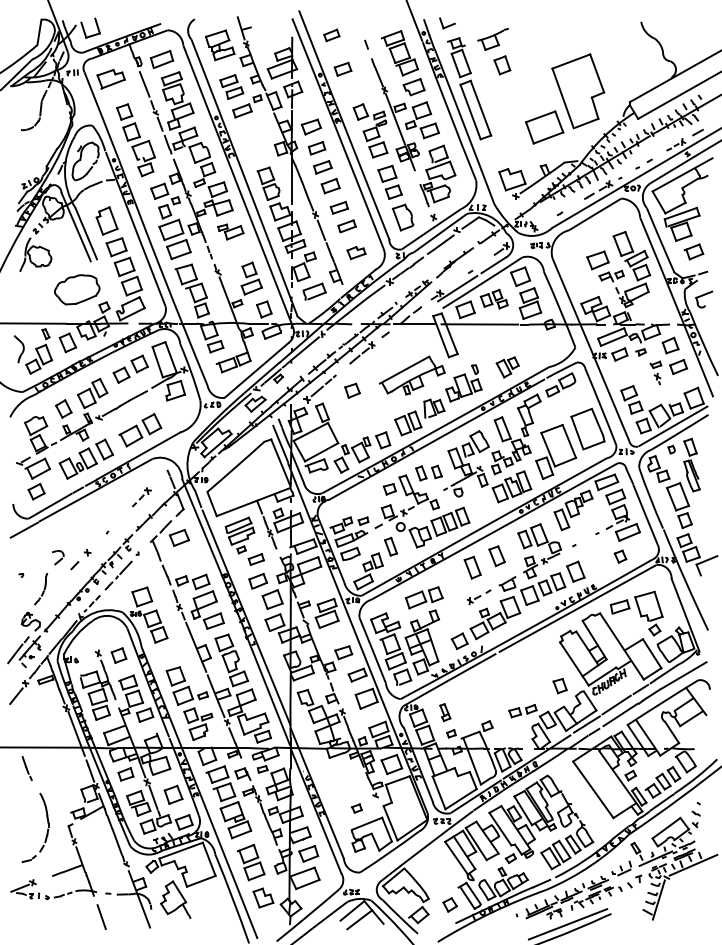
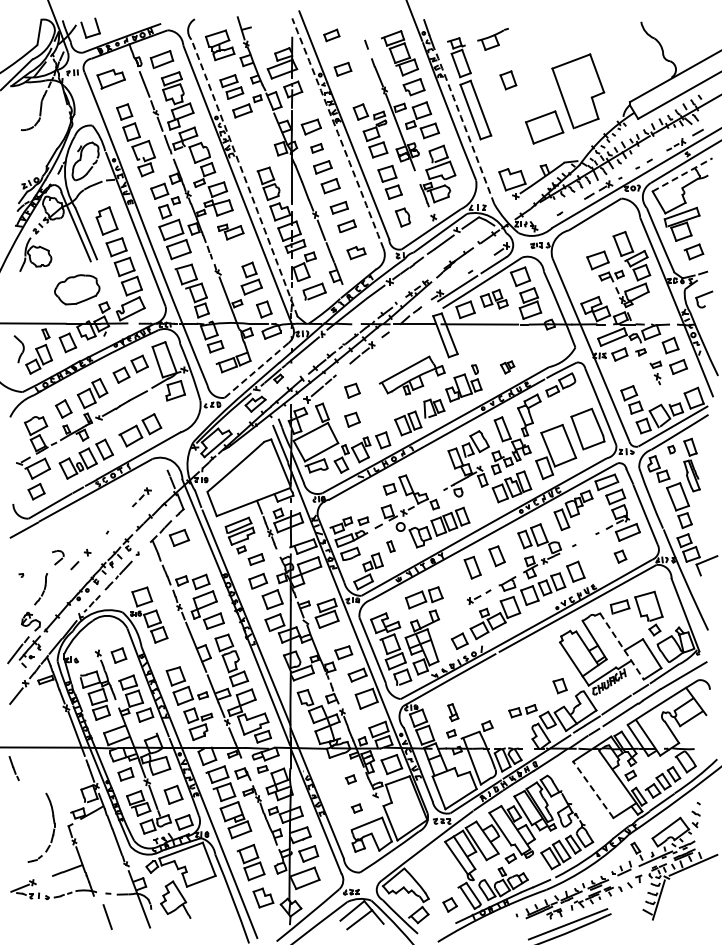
part: present -> none (447, 23)
part position: (502, 65) -> (508, 80) (508, 80)
arc: solid -> dashed (464, 126)
arc: solid -> dashed (338, 133)
part size: 20x15 px -> 14x11 px (316, 148)
line: solid -> dashed (683, 174)
arc: solid -> dashed (244, 178)
part size: 24x29 px -> 17x21 px (403, 217)
part size: 25x23 px -> 16x15 px (507, 367)
line: solid -> dashed (256, 370)
part: none -> present (352, 419)
part: present -> none (428, 472)
part size: 14x21 px -> 10x13 px (390, 546)
line: solid -> dashed (621, 646)
part position: (445, 712) -> (453, 712) (453, 712)
line position: (26, 768) -> (13, 768) (13, 768)
part: none -> present (350, 779)
line: solid -> dashed (593, 789)
part position: (47, 828) -> (53, 828) (53, 828)
line position: (101, 916) -> (107, 916) (107, 916)
